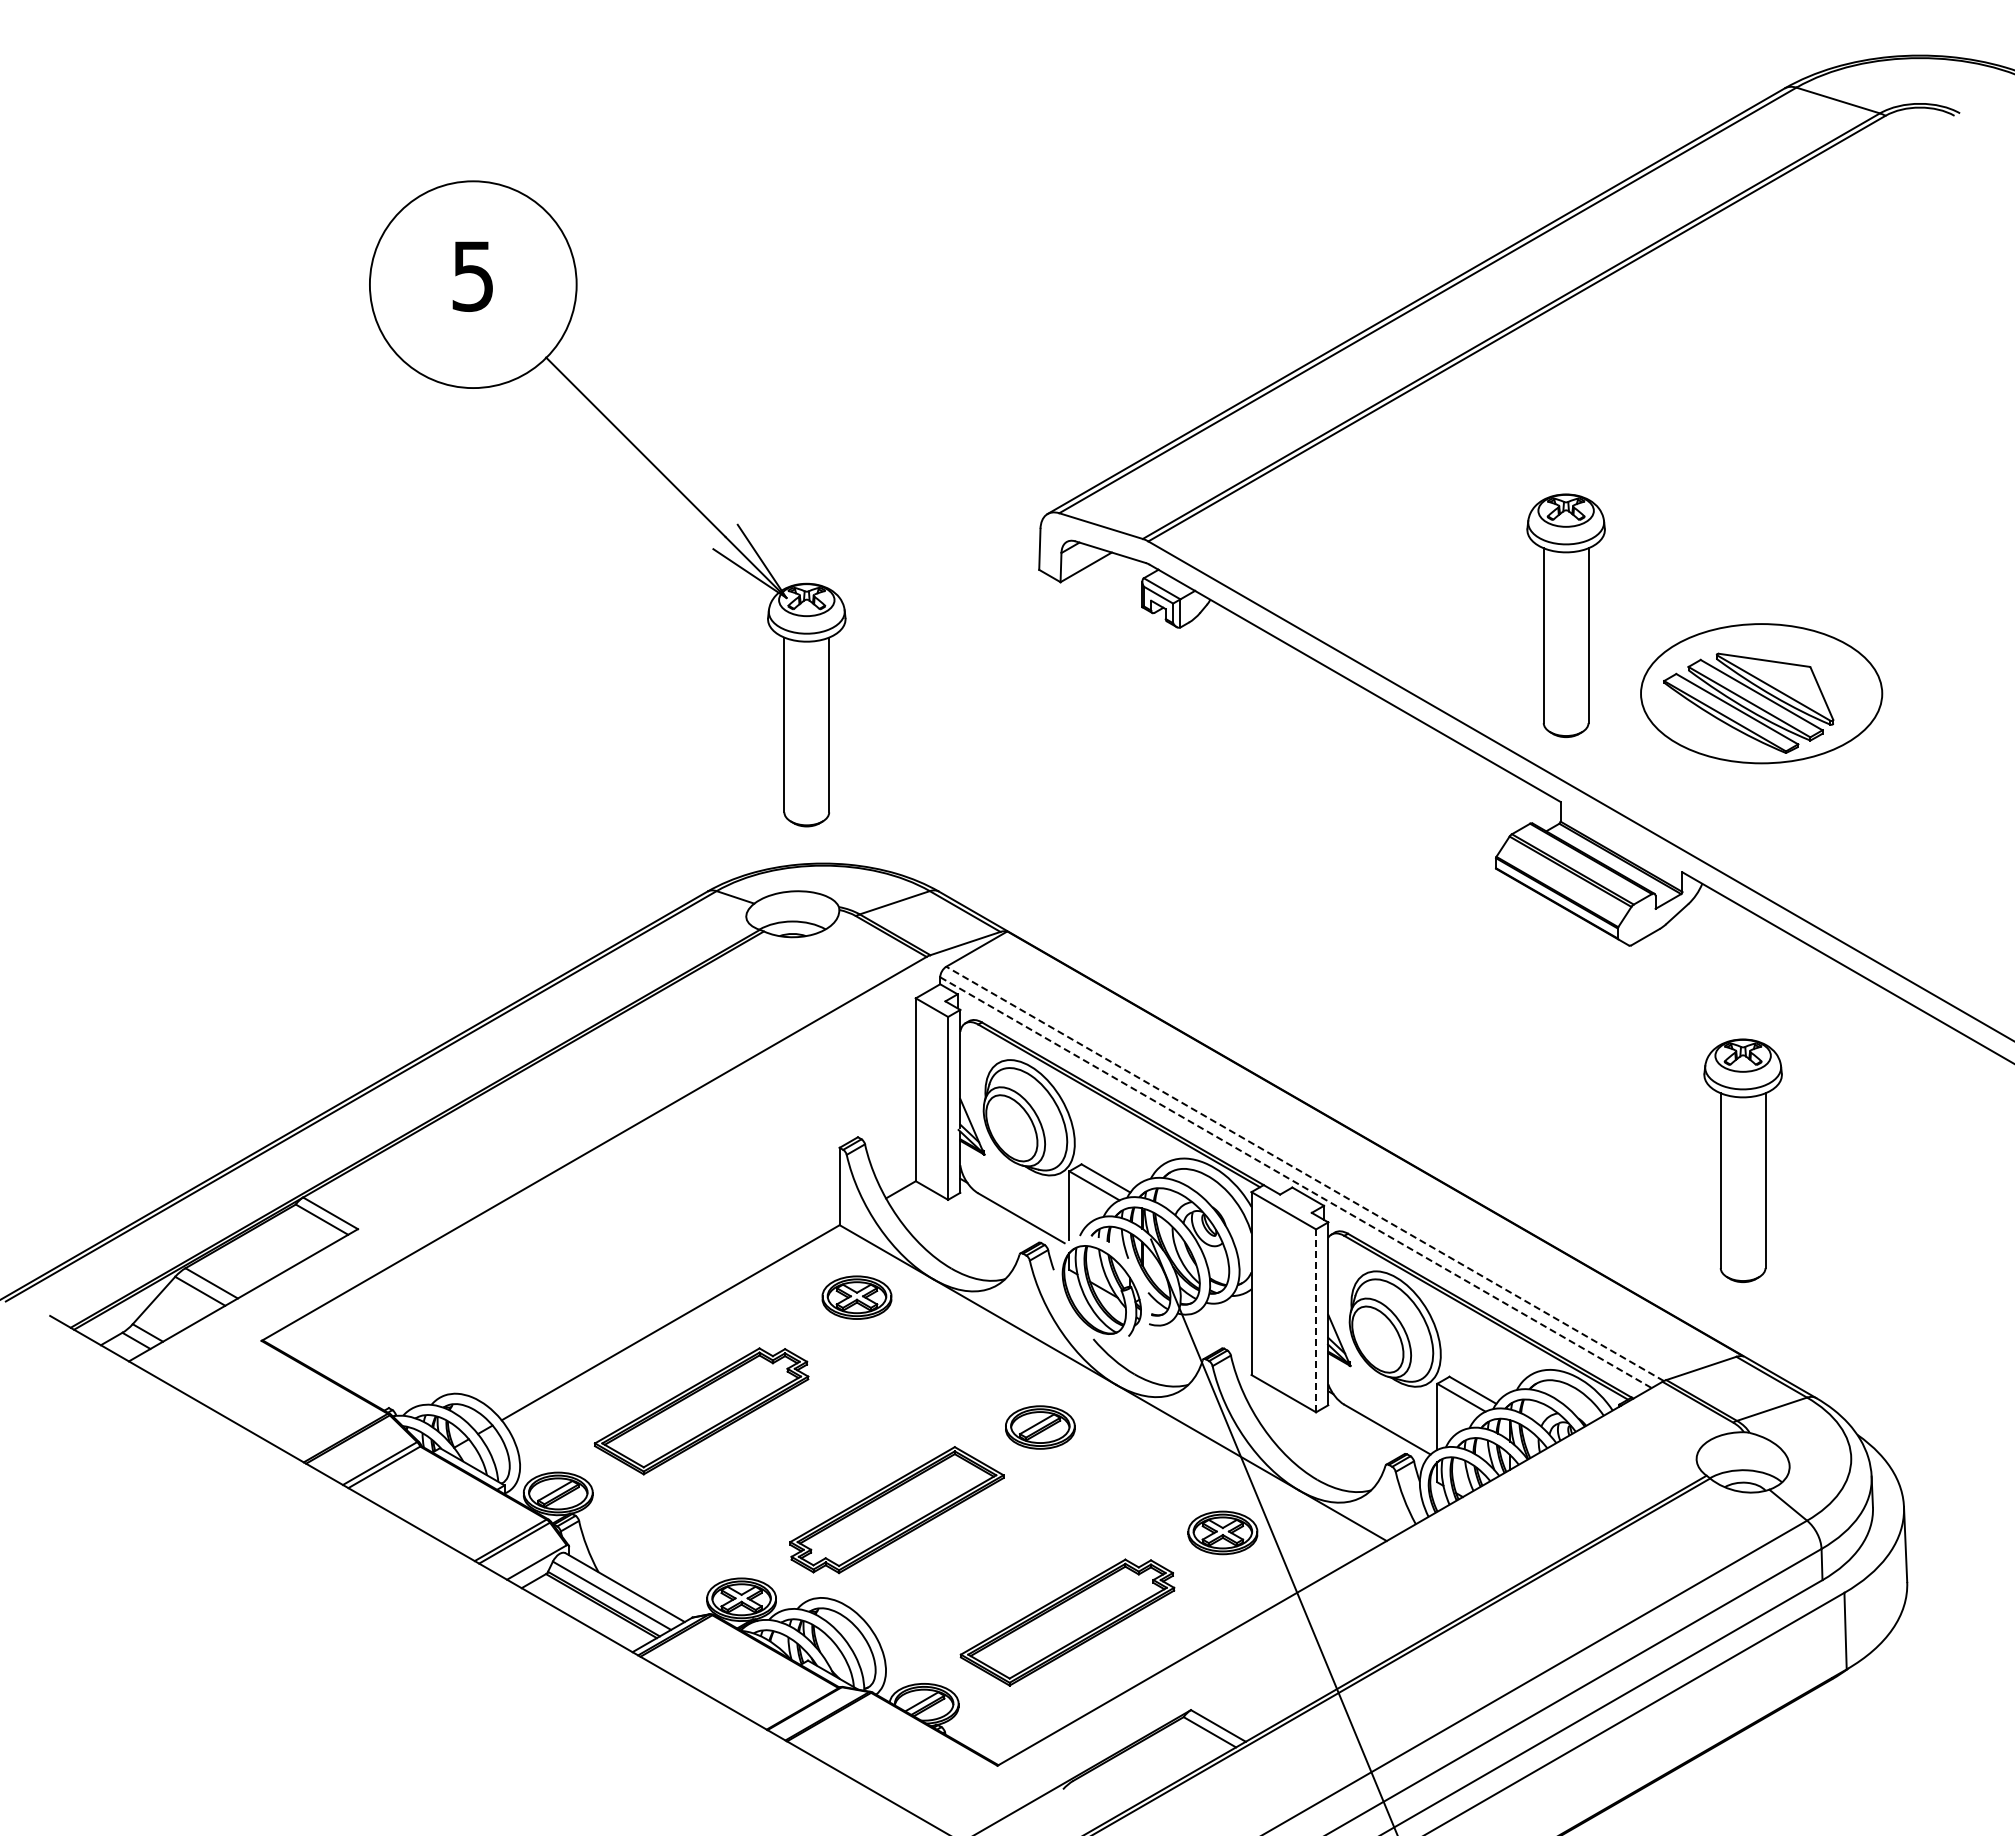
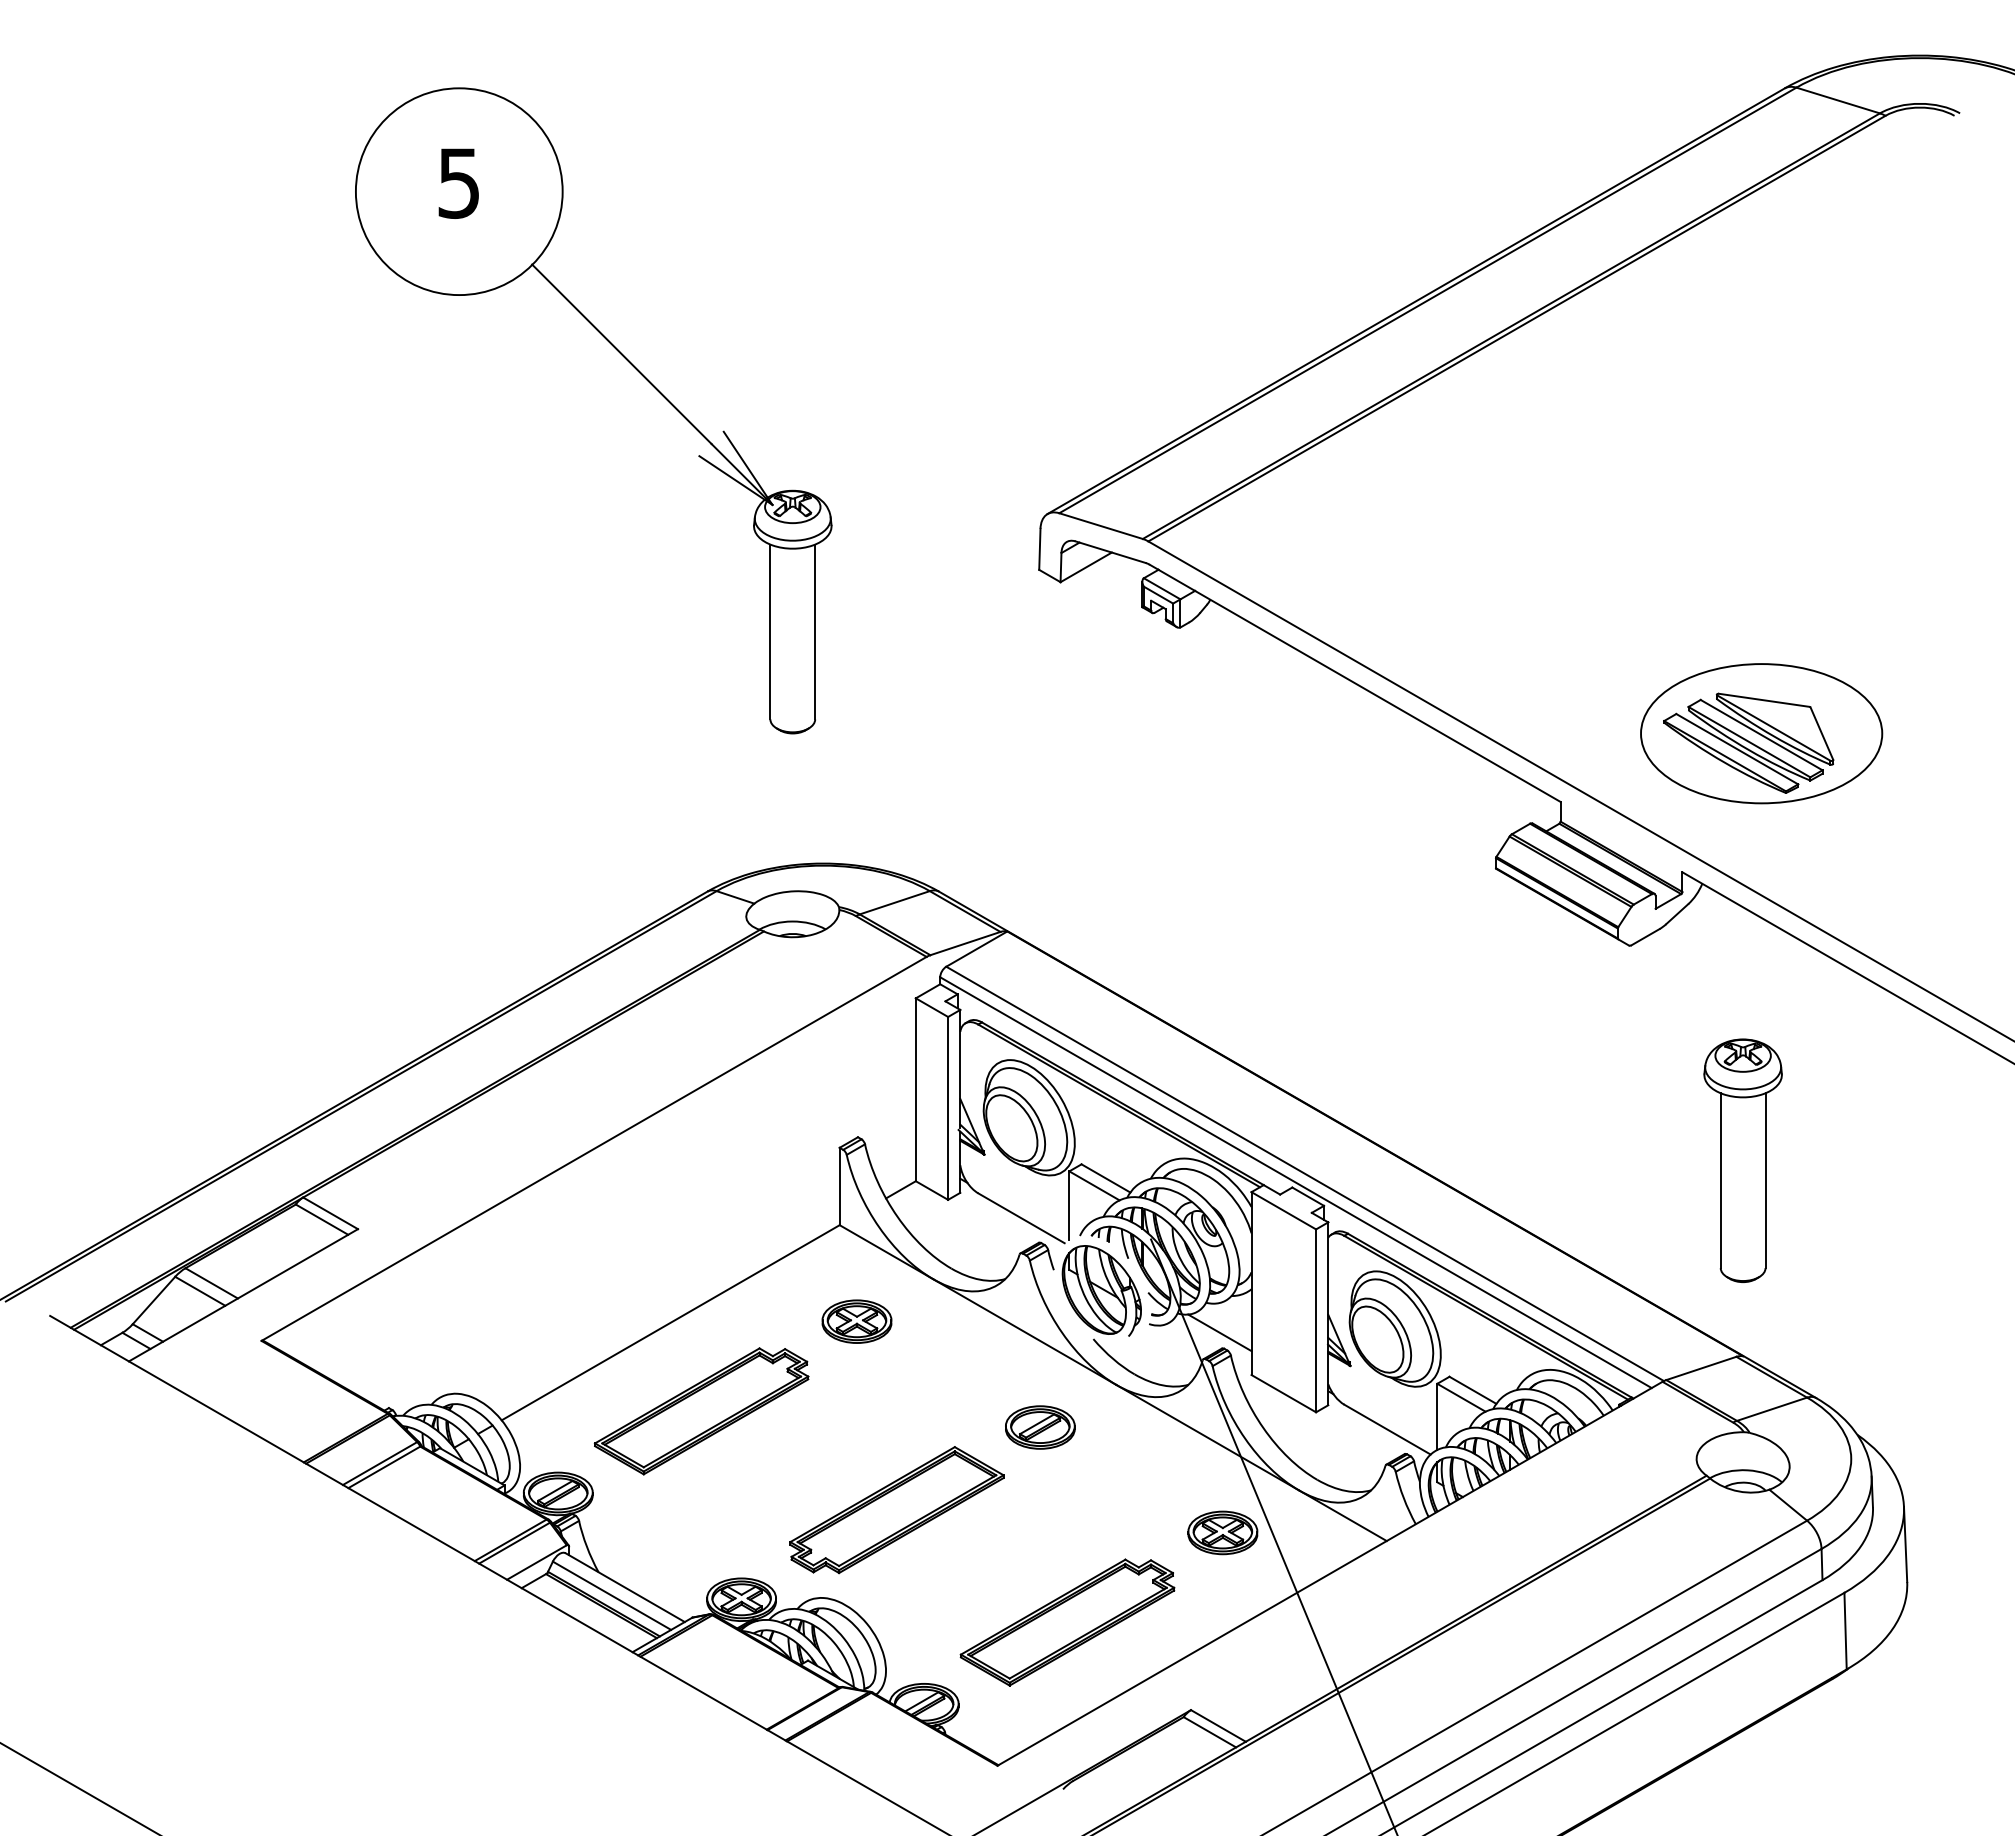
part position: (648, 461) -> (634, 368) (634, 368)
part: present -> none (1565, 615)
part position: (1761, 693) -> (1761, 733) (1761, 733)
line: dashed -> solid (1304, 1173)
line: dashed -> solid (1295, 1182)
part position: (856, 1297) -> (856, 1321) (856, 1321)
line: dashed -> solid (1316, 1320)
line: none -> present (1219, 1332)
line: none -> present (78, 1788)
